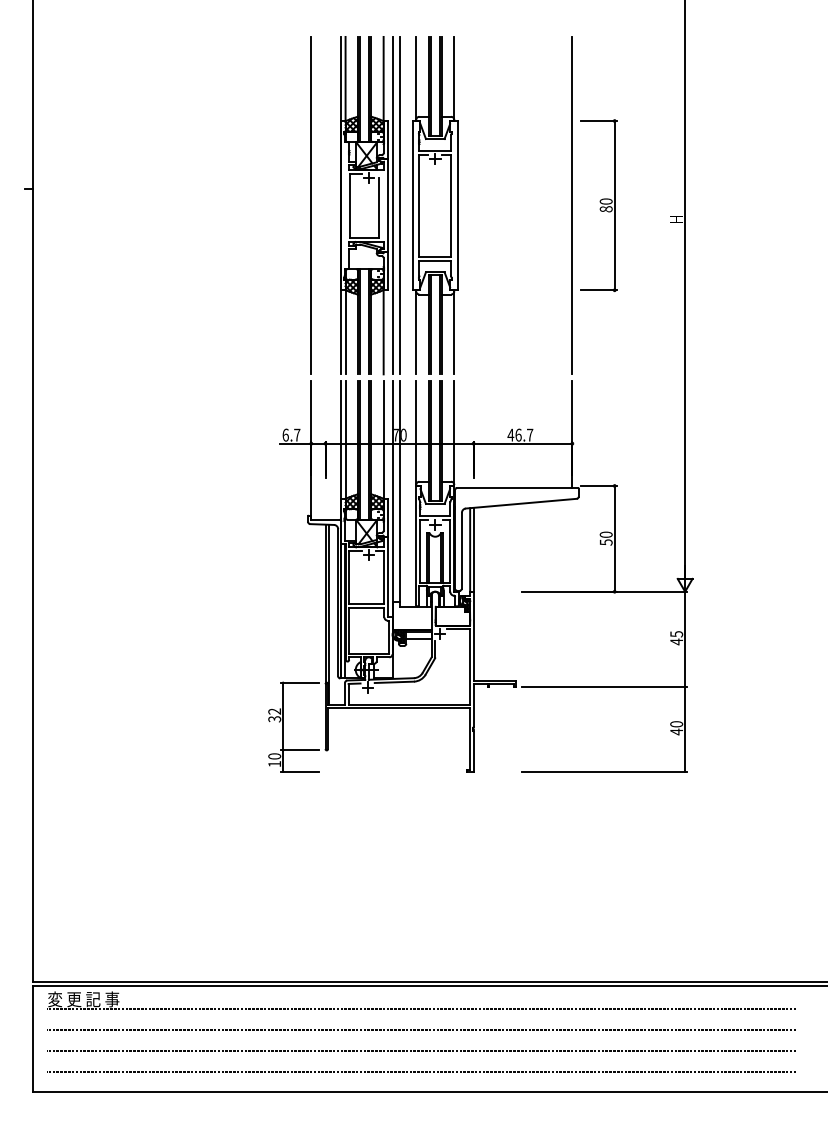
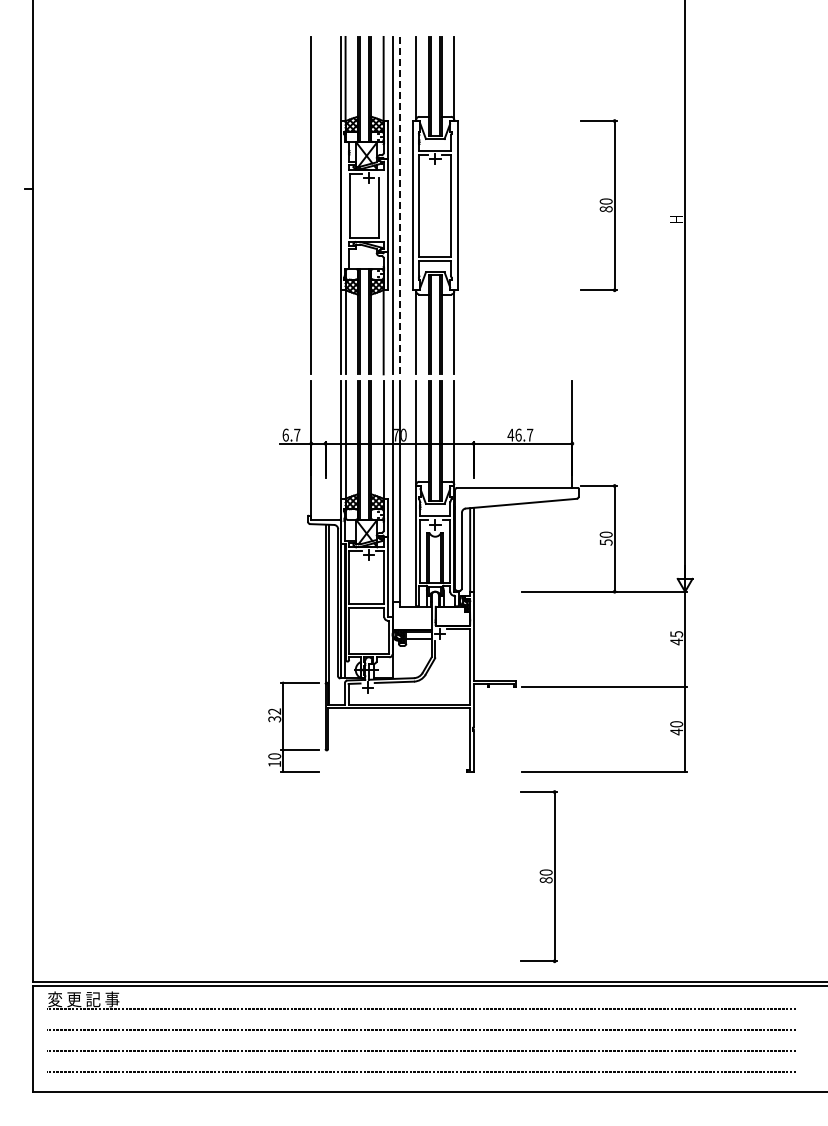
line: solid -> dashed (399, 205)
line: present -> none (572, 205)
part: none -> present (538, 876)
